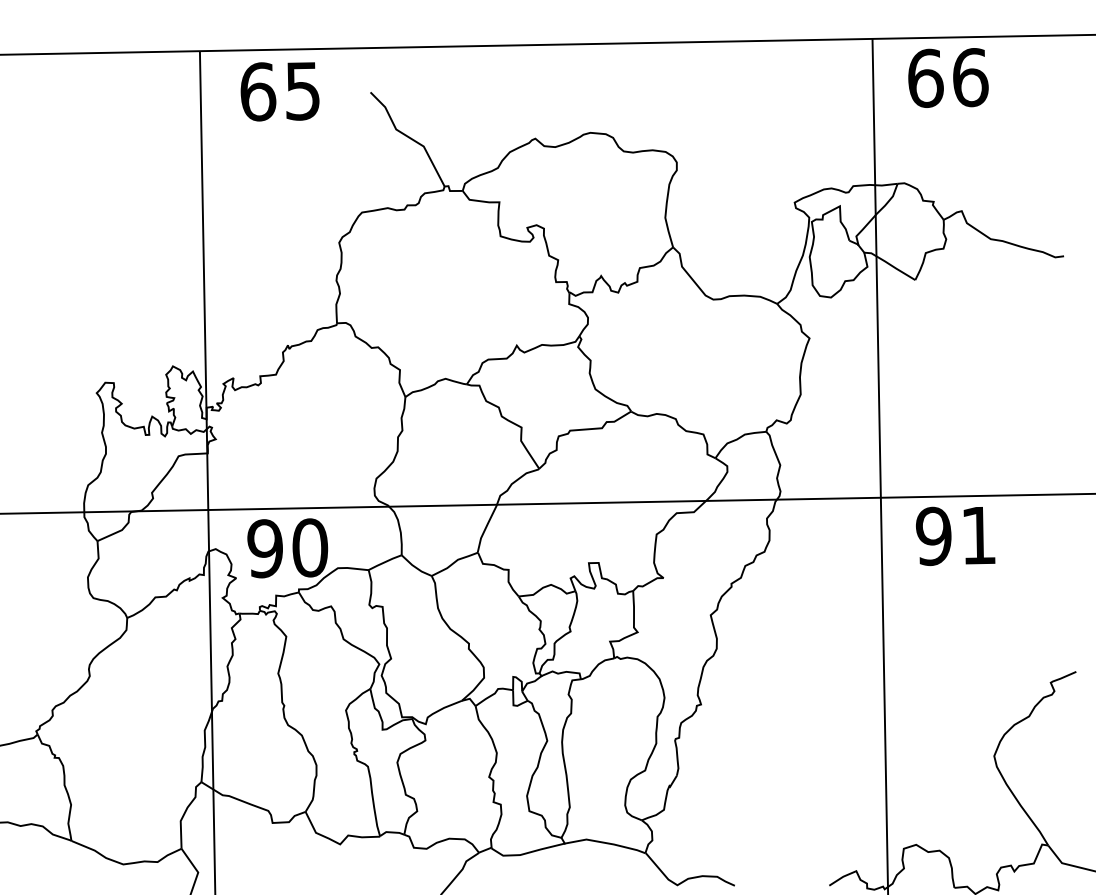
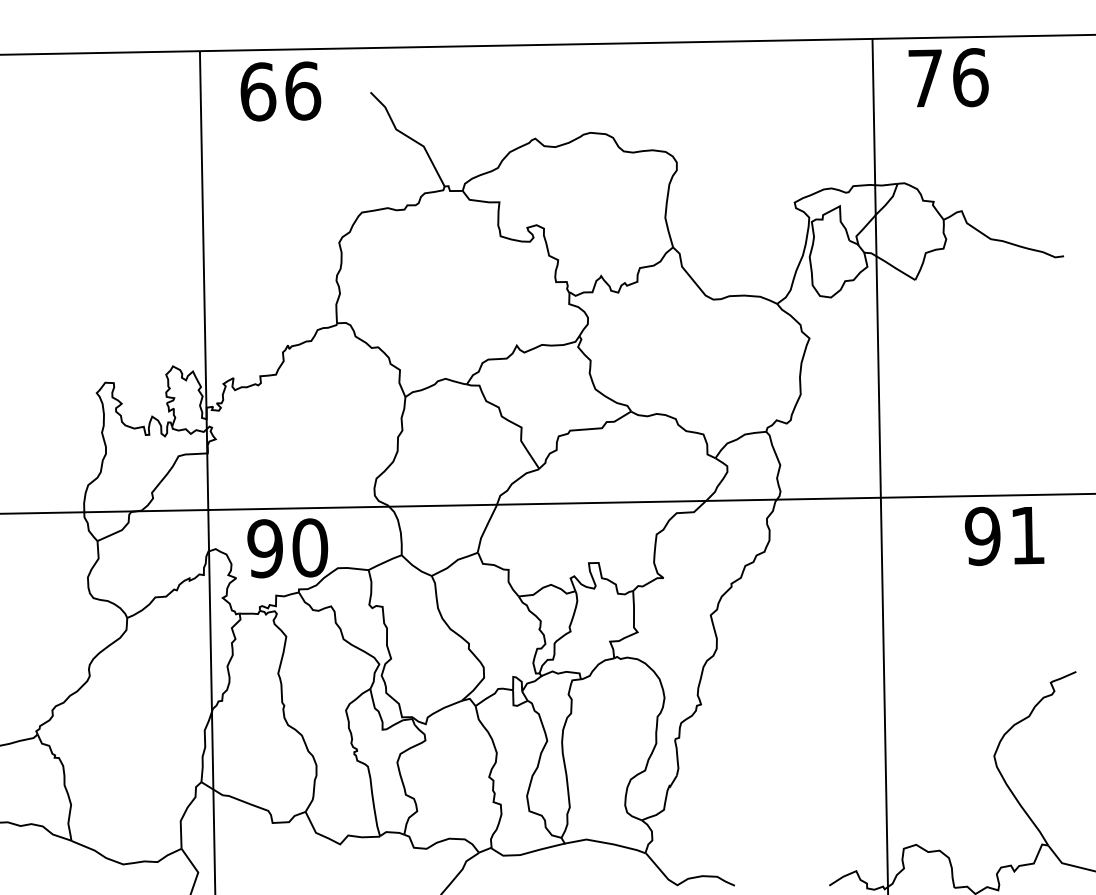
text: 66 -> 76 (925, 77)
text: 65 -> 66 (303, 90)
text position: (955, 535) -> (1004, 535) (1004, 535)
